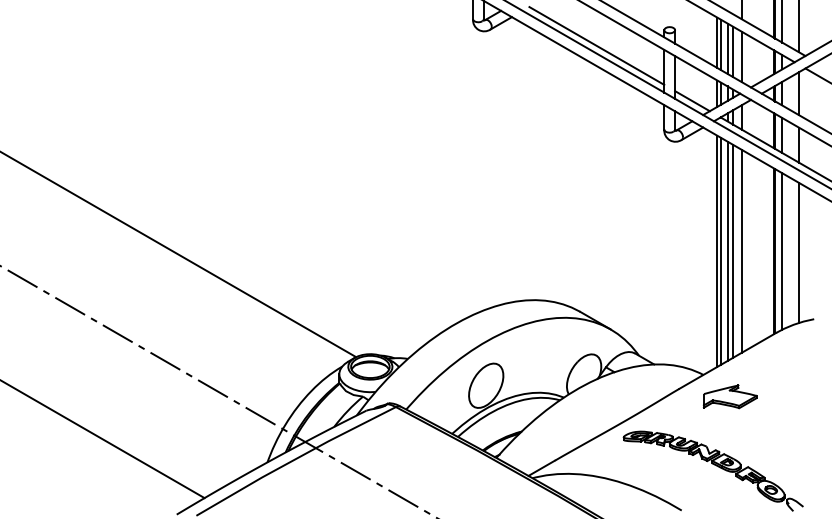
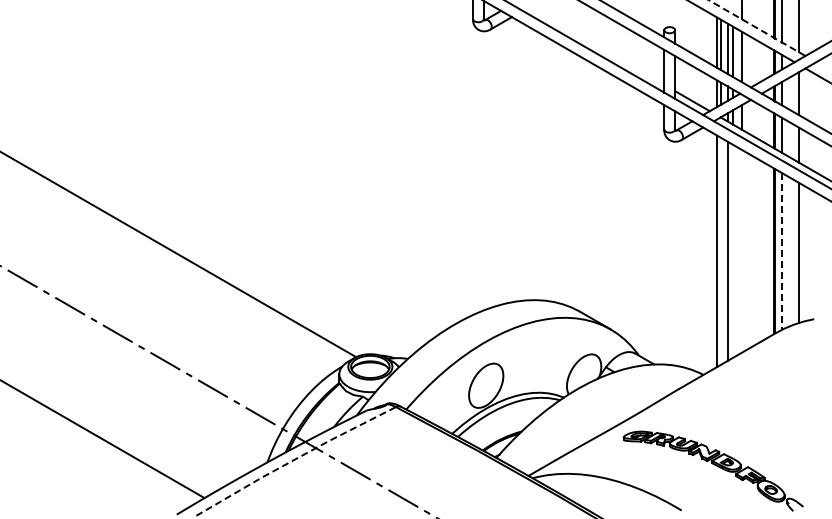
line: solid -> dashed (757, 28)
line: present -> none (596, 45)
line: present -> none (720, 250)
line: present -> none (733, 250)
line: present -> none (741, 250)
line: solid -> dashed (782, 251)
part: present -> none (729, 396)
line: solid -> dashed (295, 459)
